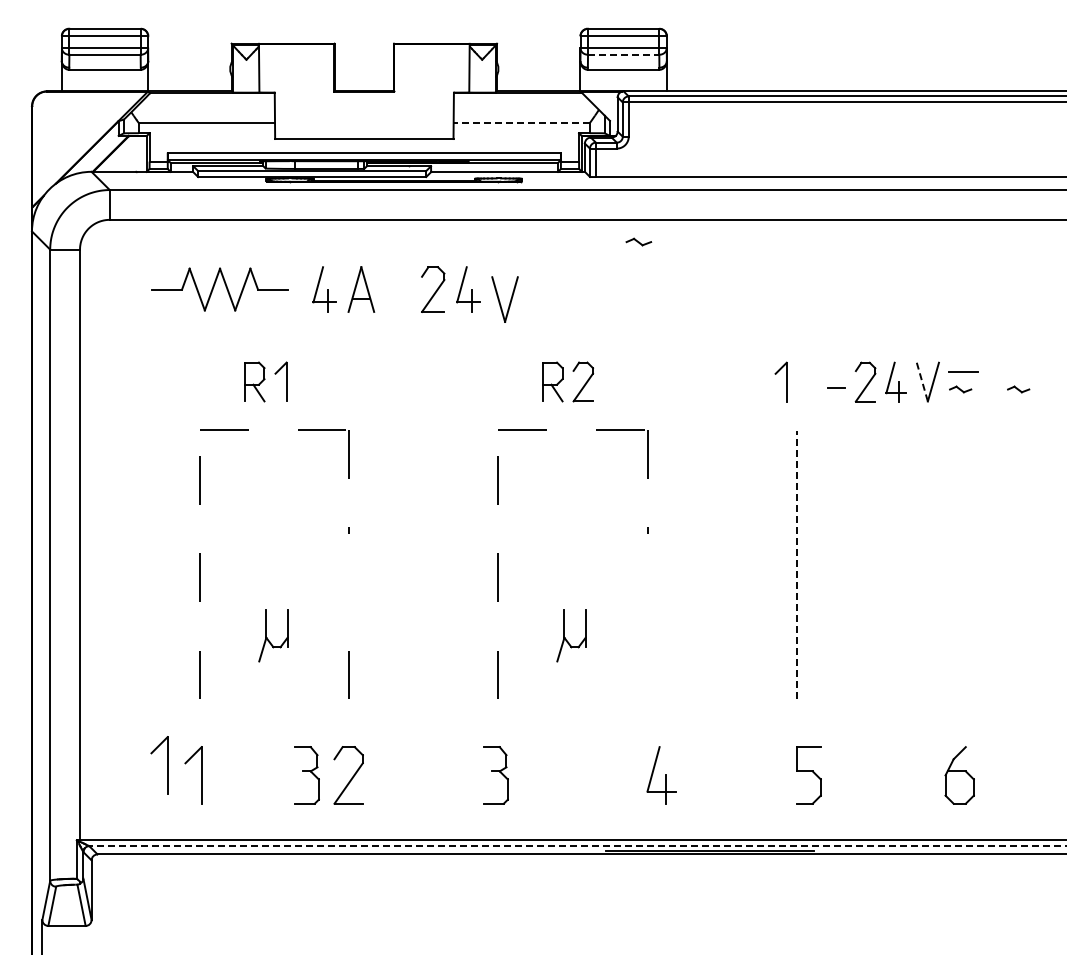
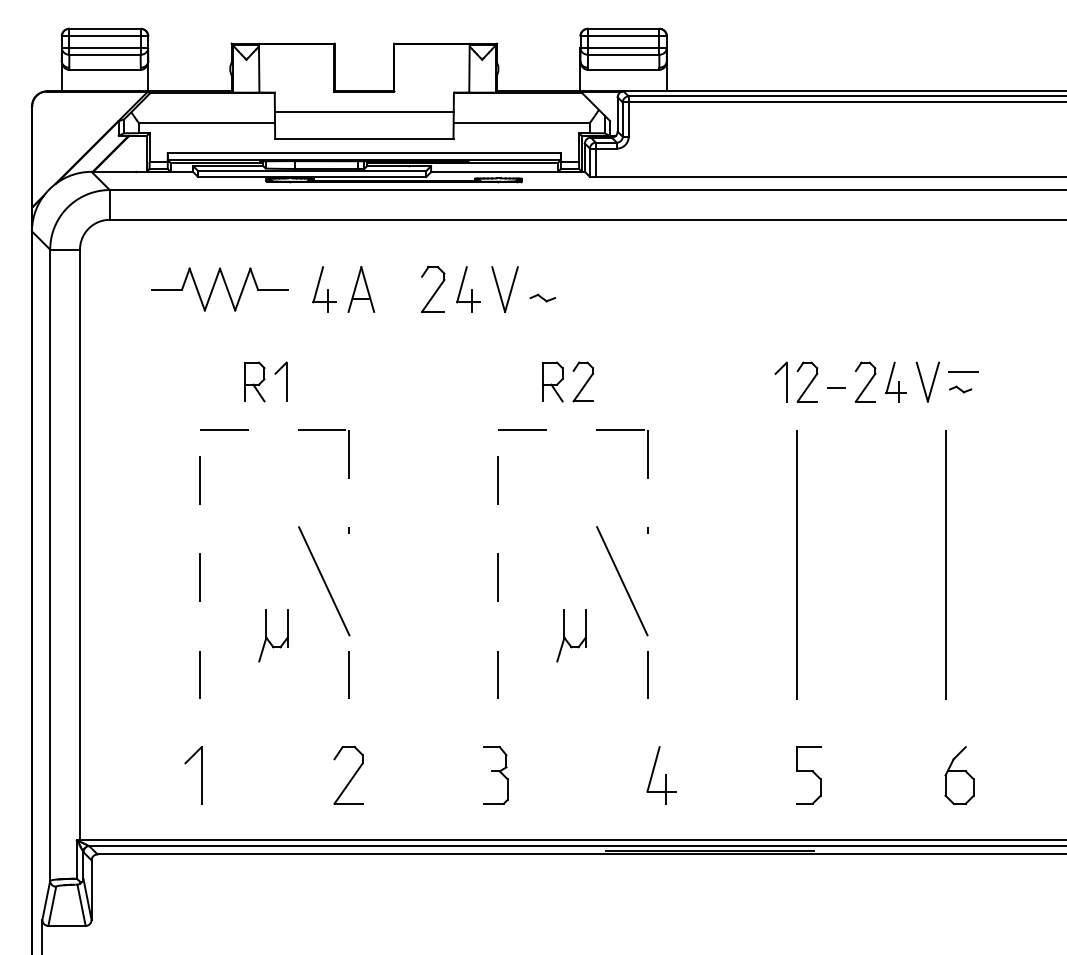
line: dashed -> solid (623, 54)
line: none -> present (363, 112)
line: dashed -> solid (521, 123)
part position: (638, 241) -> (542, 297) (542, 297)
part position: (504, 299) -> (504, 289) (504, 289)
part: none -> present (807, 381)
line: dashed -> solid (922, 382)
part: present -> none (1018, 389)
line: dashed -> solid (796, 564)
line: none -> present (945, 565)
line: none -> present (324, 581)
line: none -> present (622, 581)
line: none -> present (647, 674)
part: present -> none (167, 765)
part: present -> none (306, 775)
line: dashed -> solid (577, 846)
